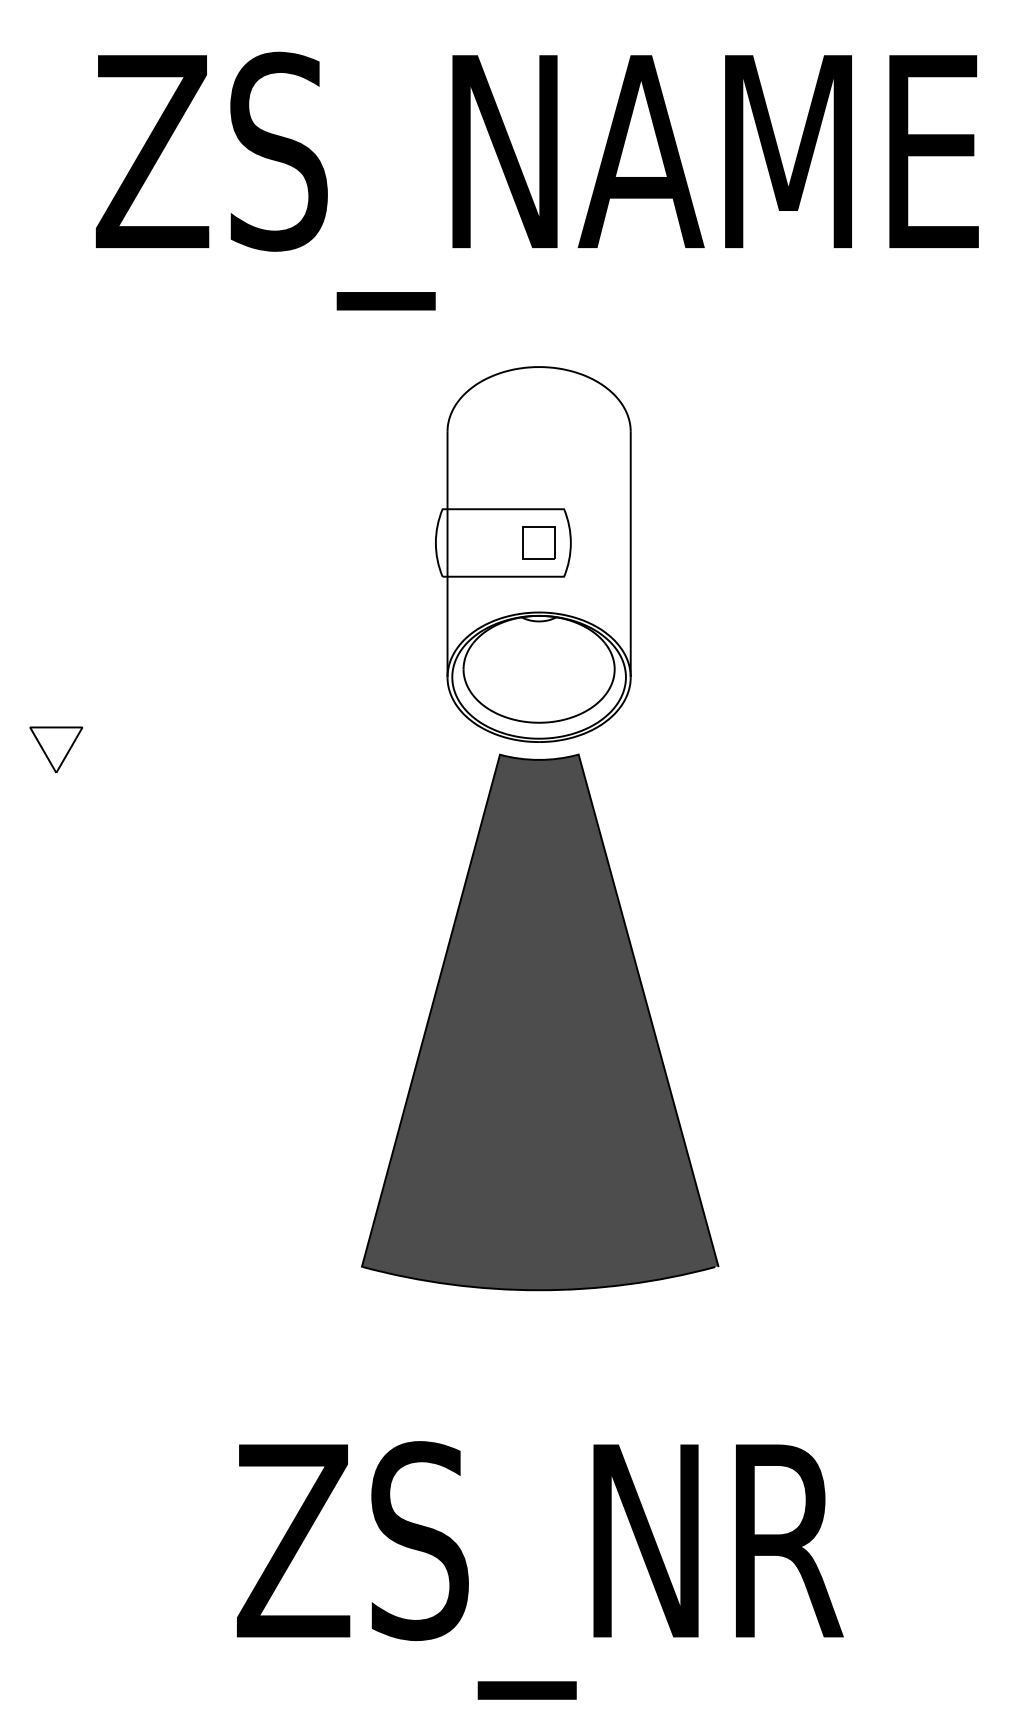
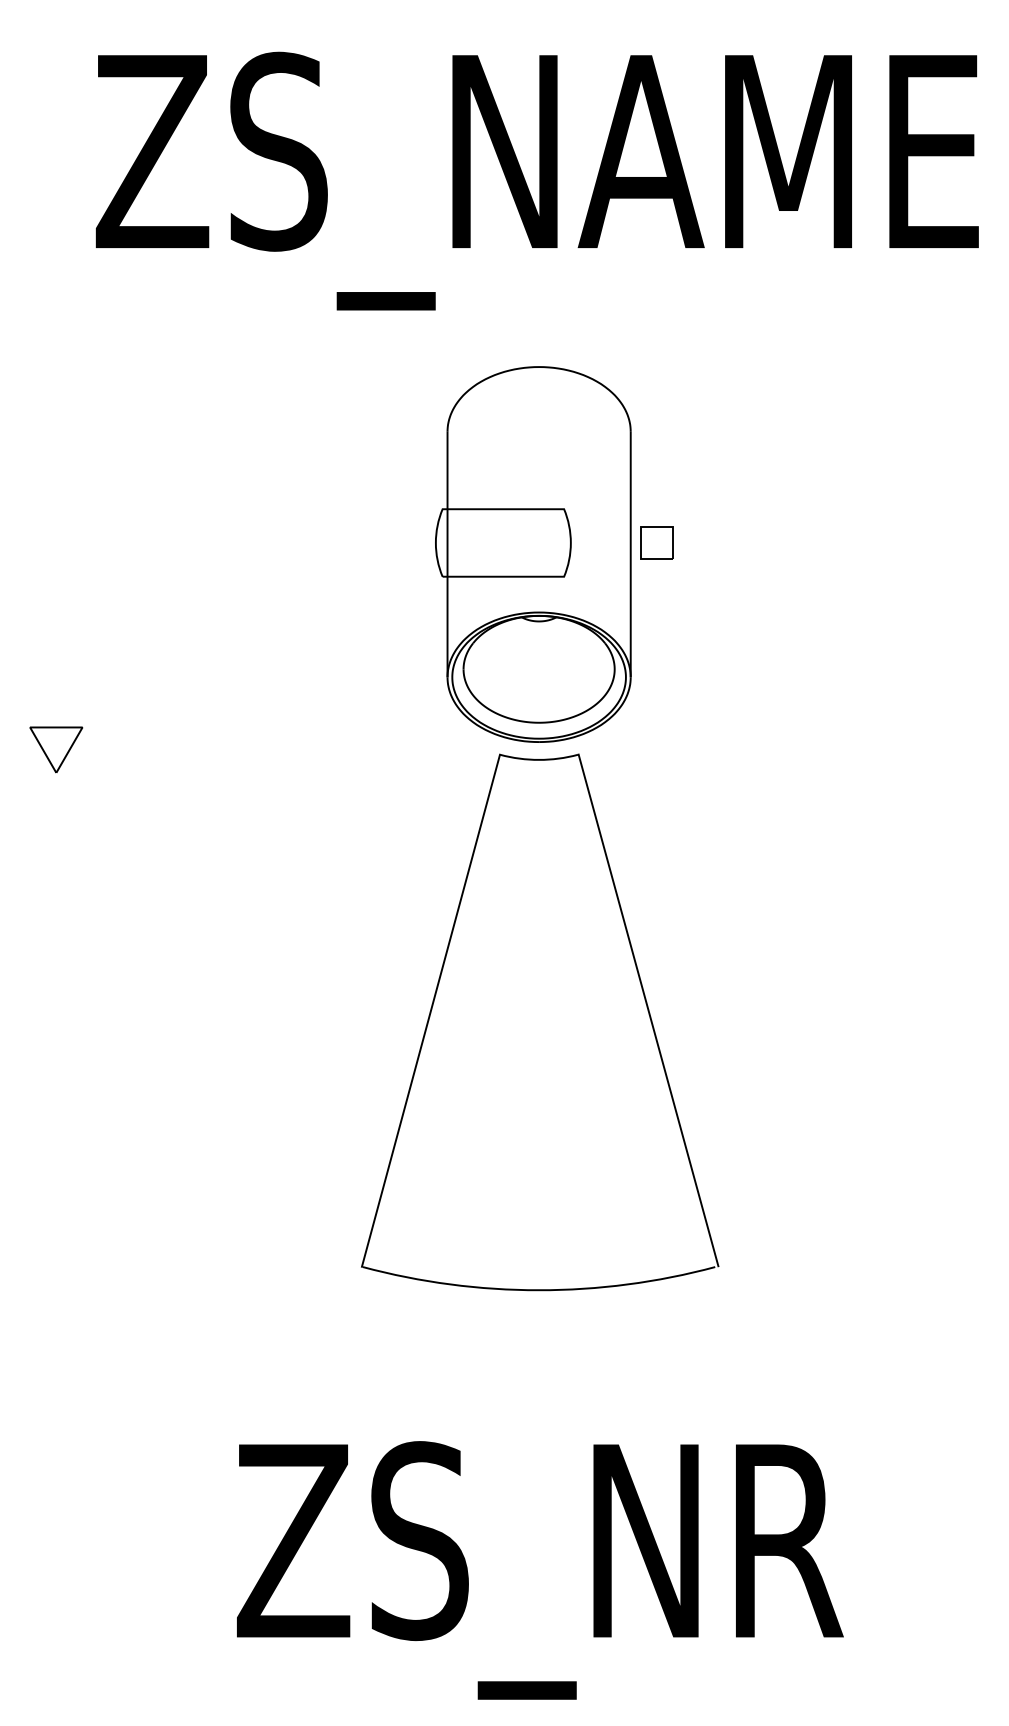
part position: (538, 542) -> (656, 542) (656, 542)
fill: present -> none (539, 1022)
